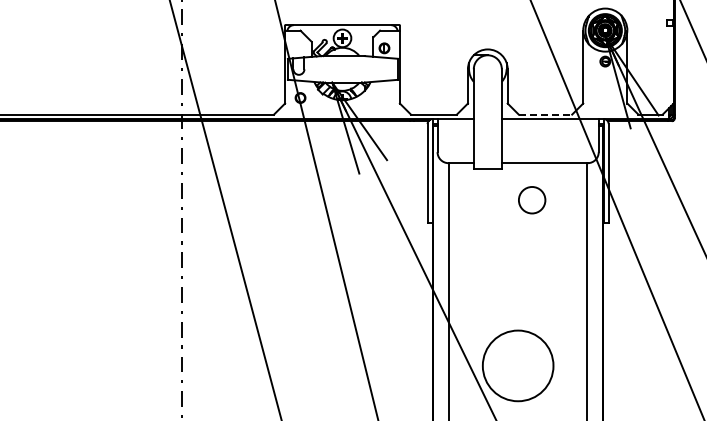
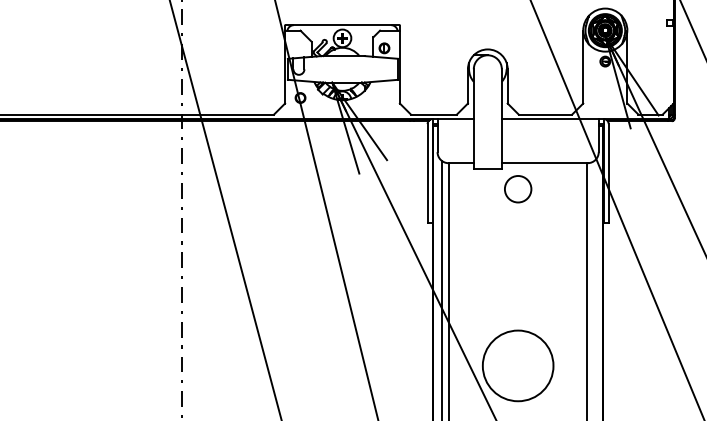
line: dashed -> solid (545, 114)
circle position: (532, 200) -> (518, 189) (518, 189)
line: none -> present (442, 289)
